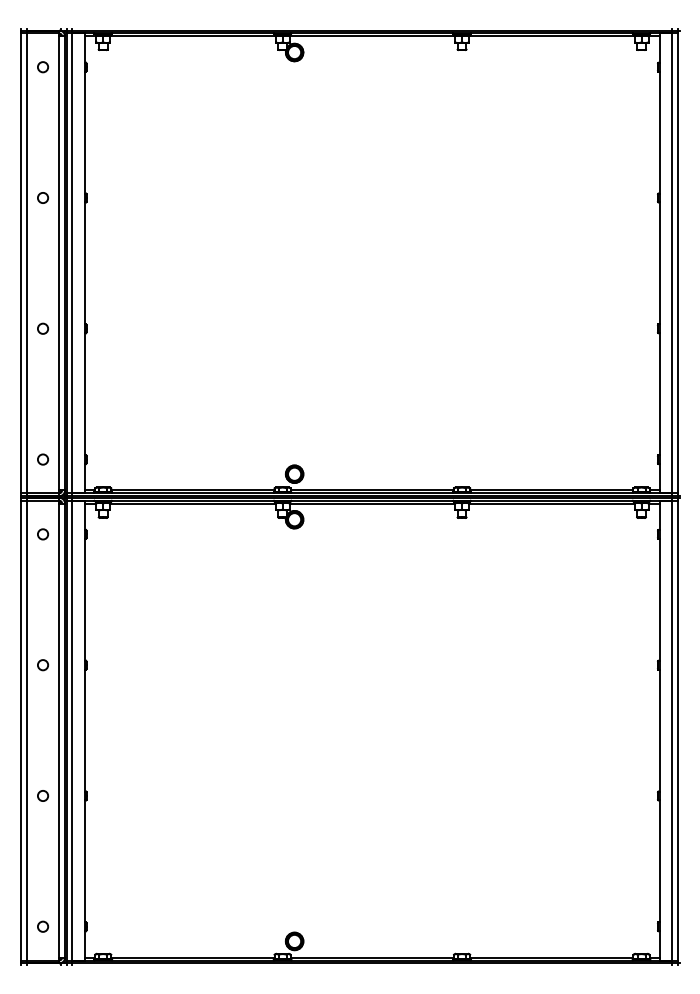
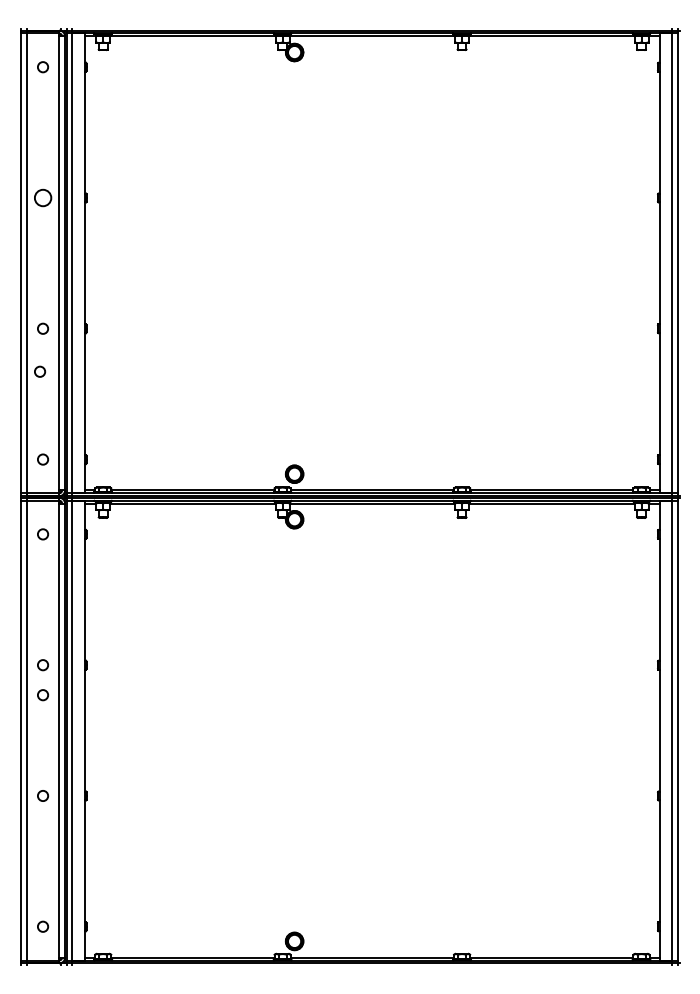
circle size: 12x12 px -> 19x20 px (43, 197)
circle: none -> present (40, 371)
circle: none -> present (43, 695)
